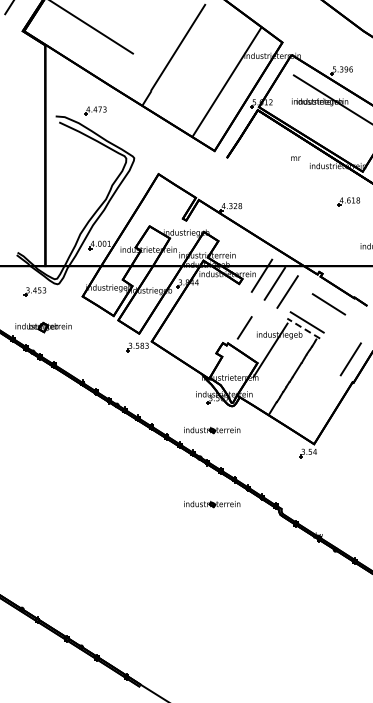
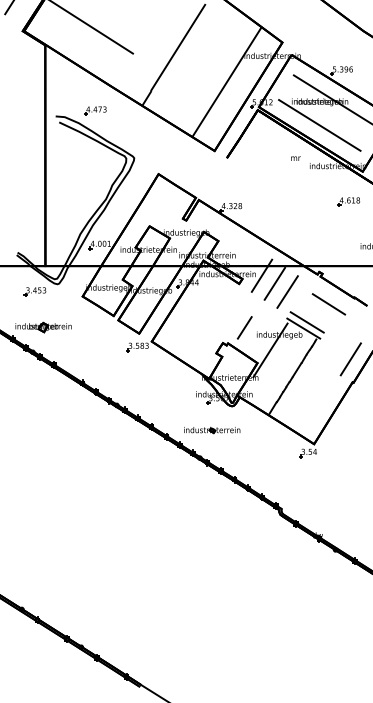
line: none -> present (319, 125)
line: dashed -> solid (303, 328)
part: present -> none (212, 504)
